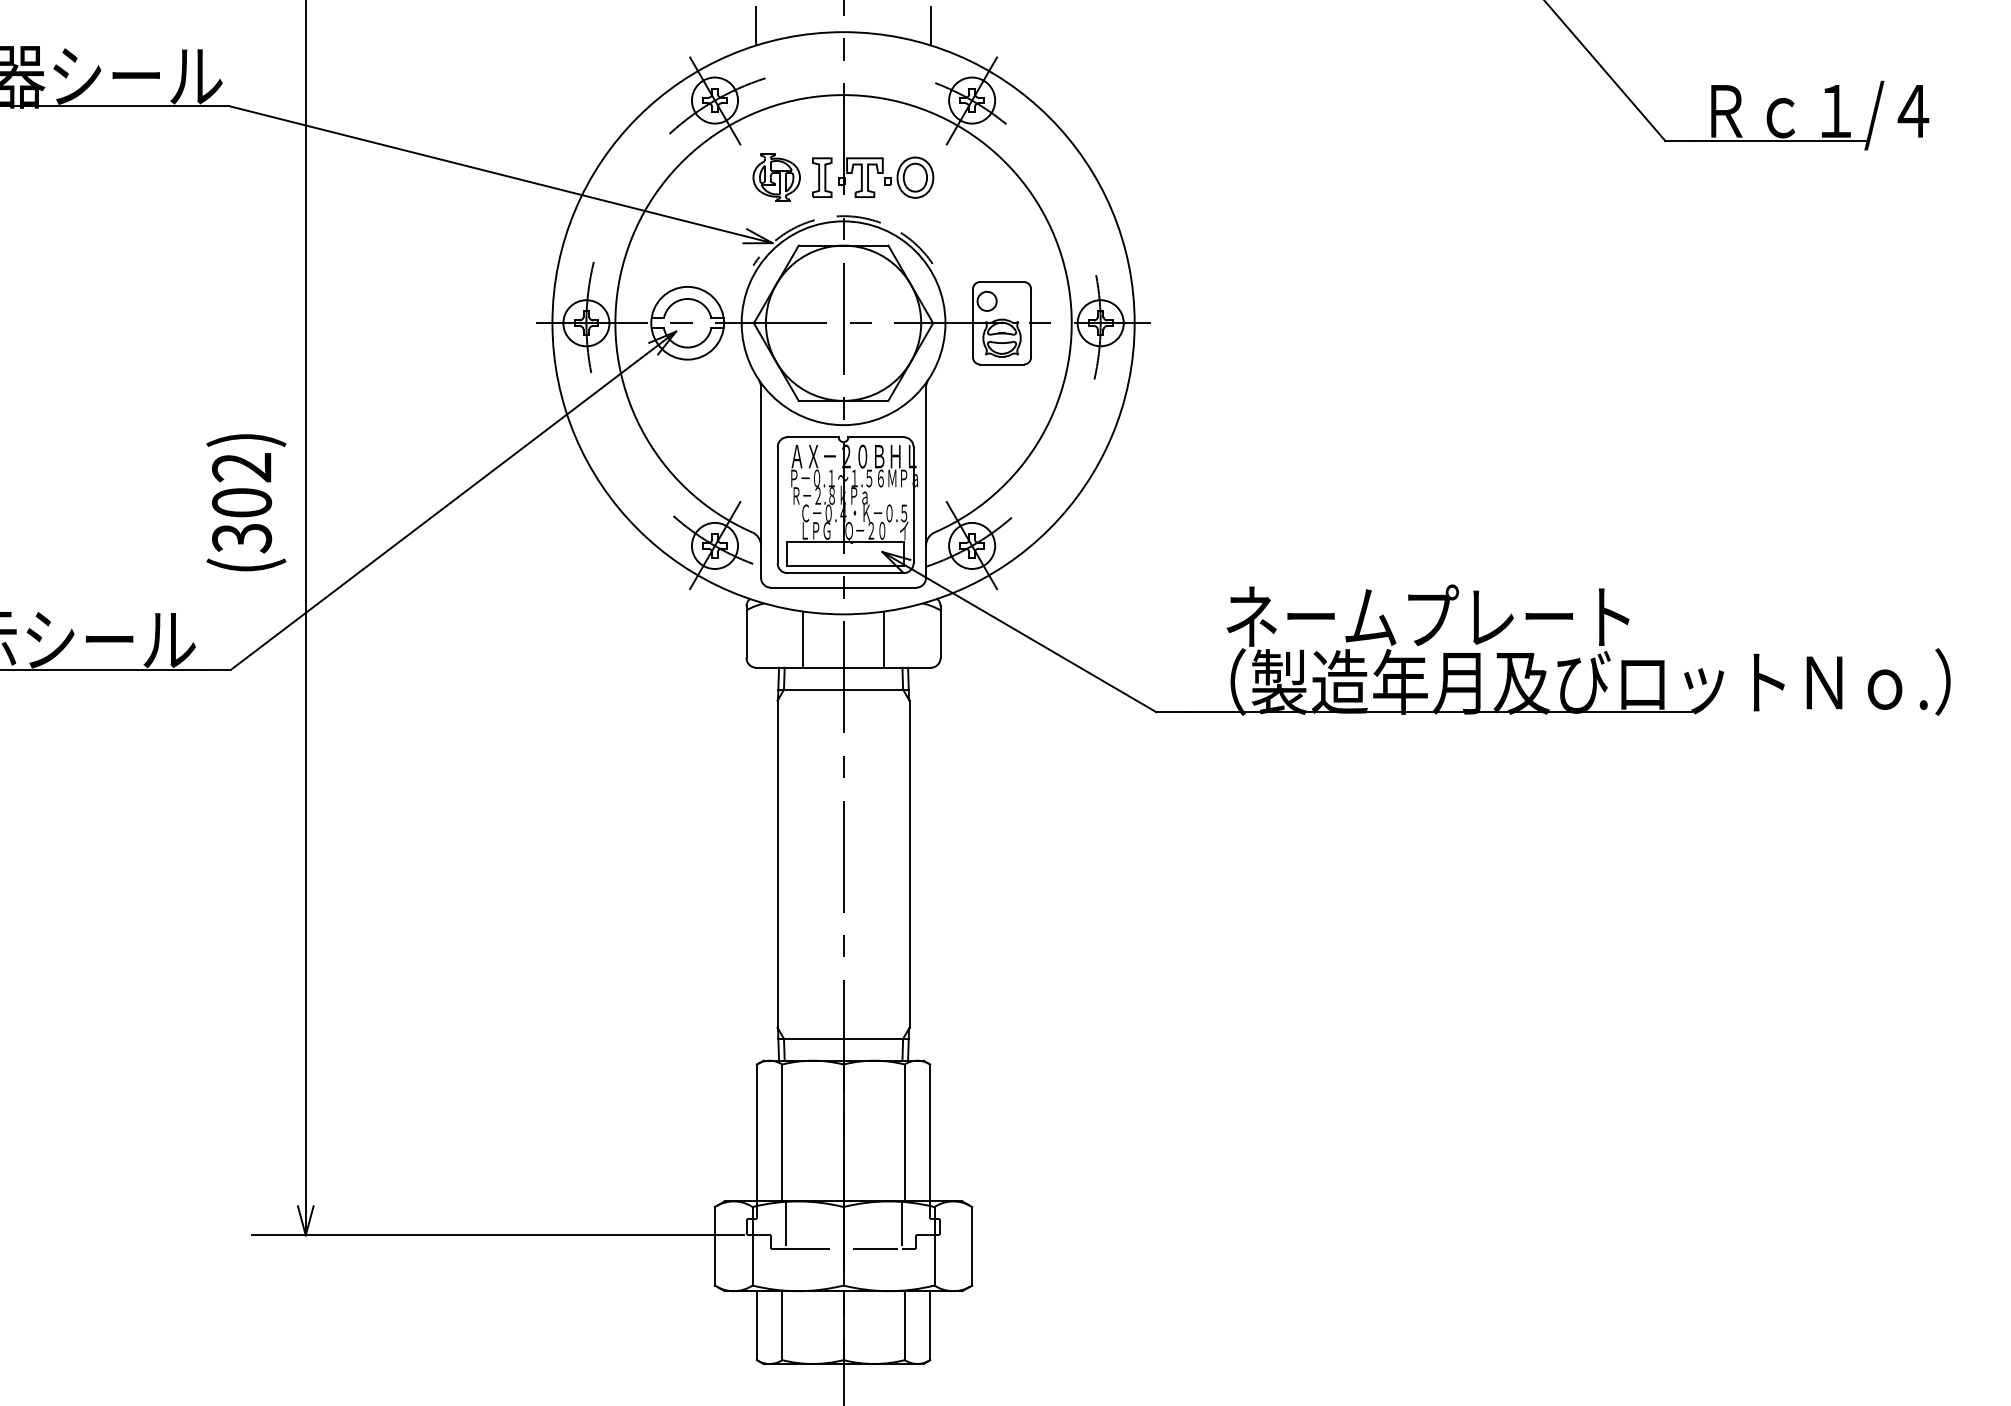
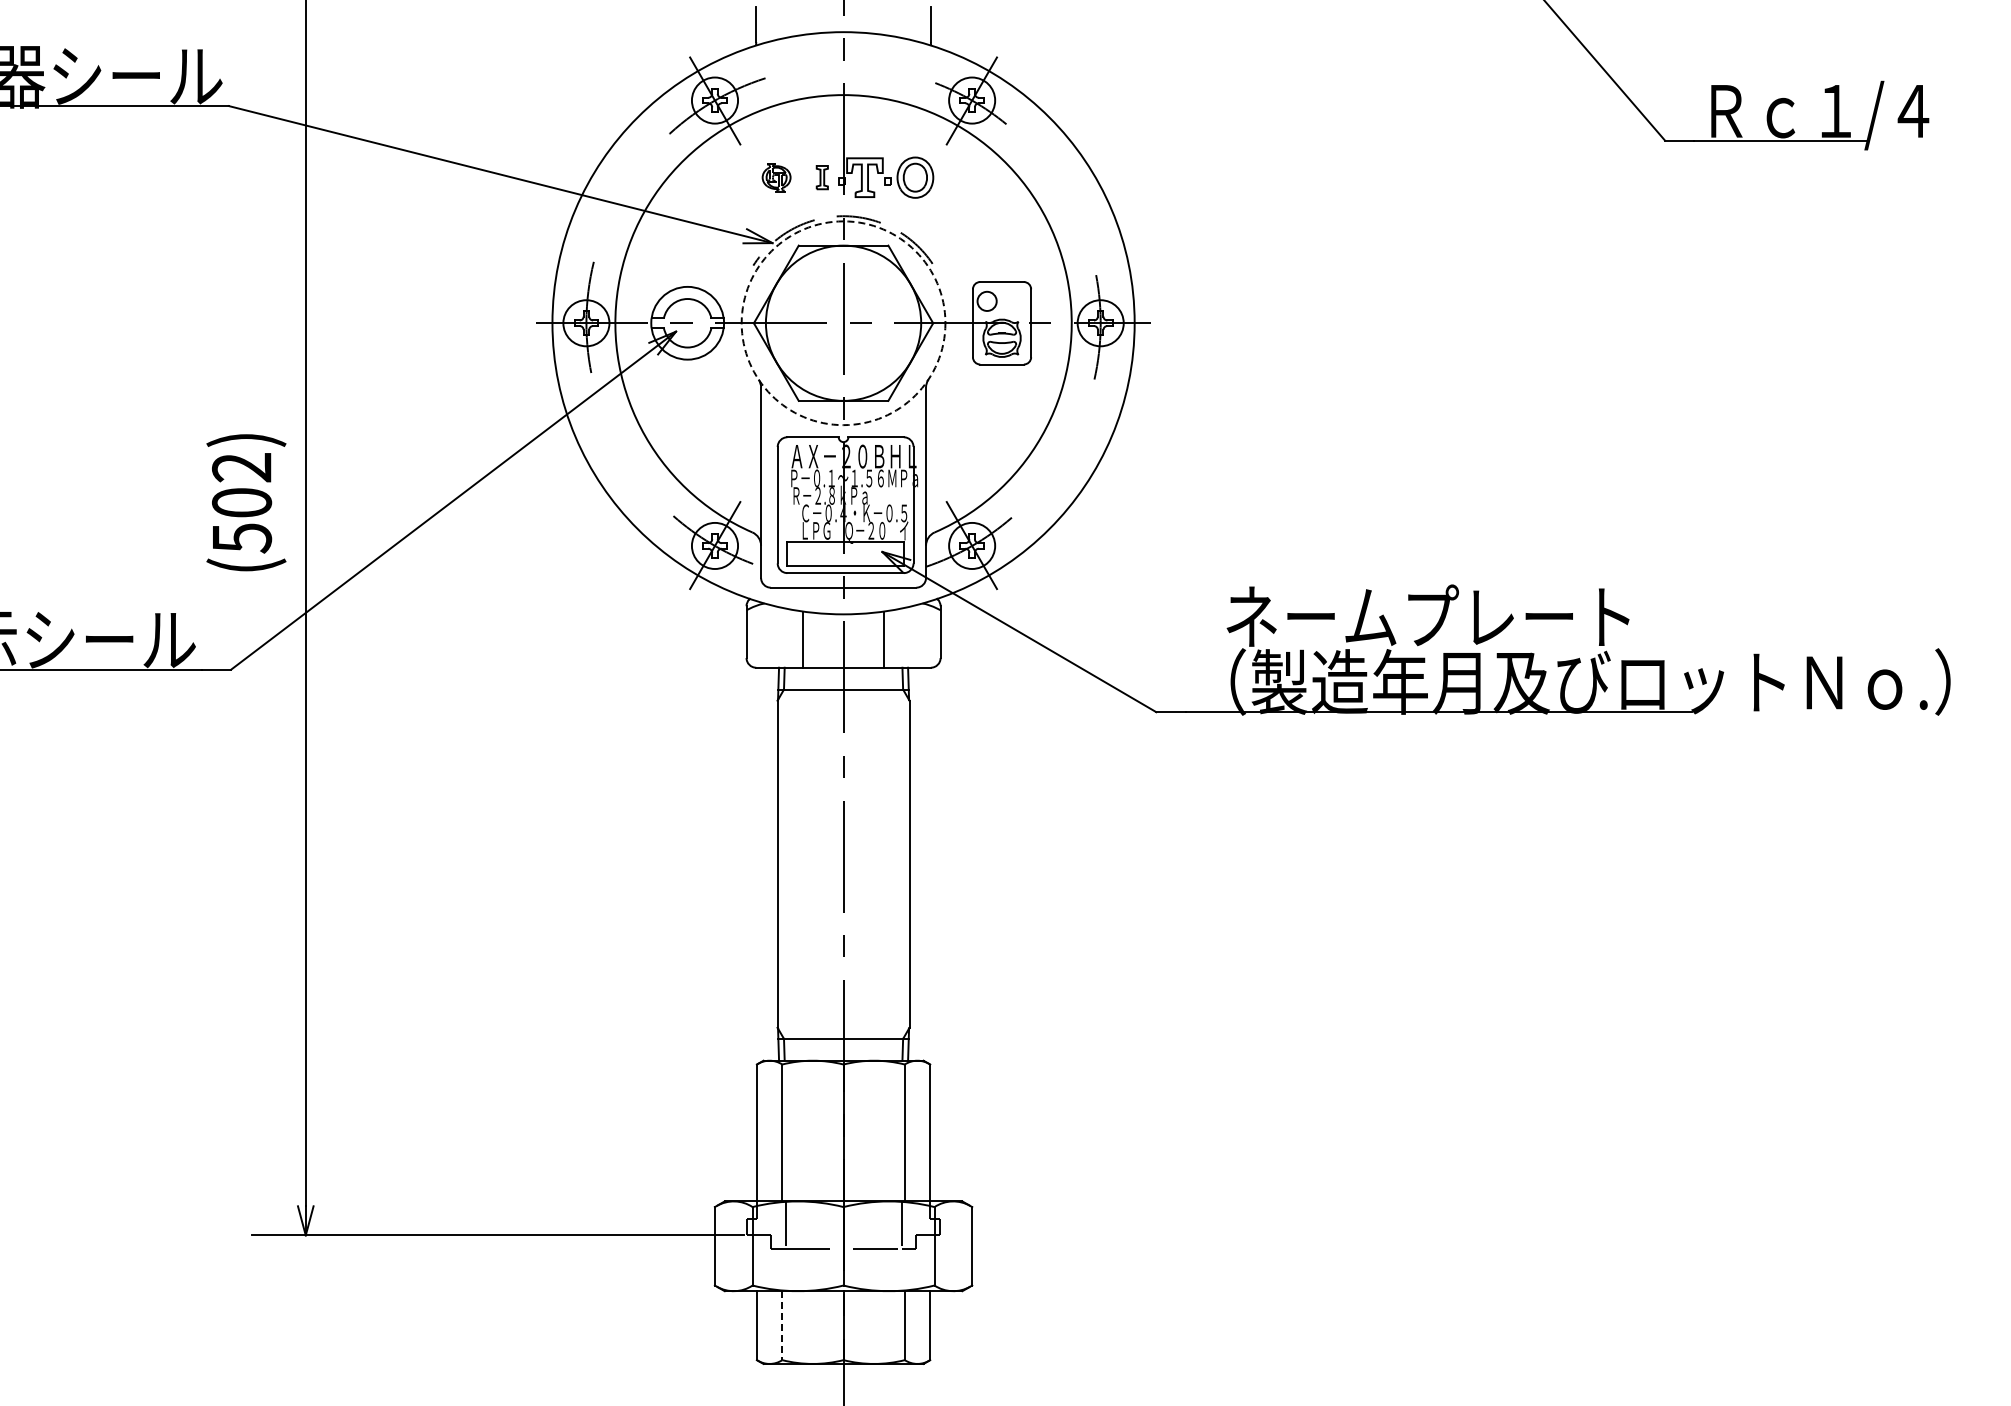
part size: 49x49 px -> 31x30 px (776, 177)
part size: 21x41 px -> 14x26 px (821, 177)
circle: solid -> dashed (843, 323)
text: (302) -> (502) (241, 538)
line: solid -> dashed (782, 1326)
